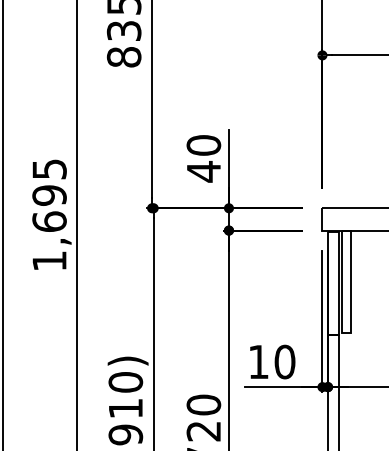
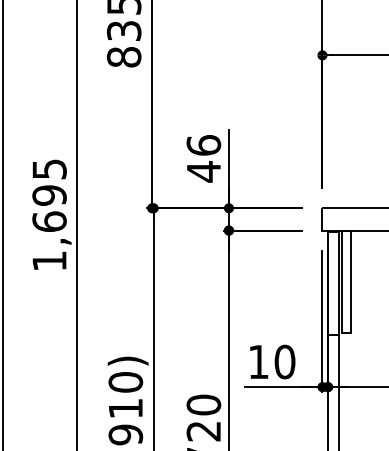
text: 40 -> 46 (203, 145)
